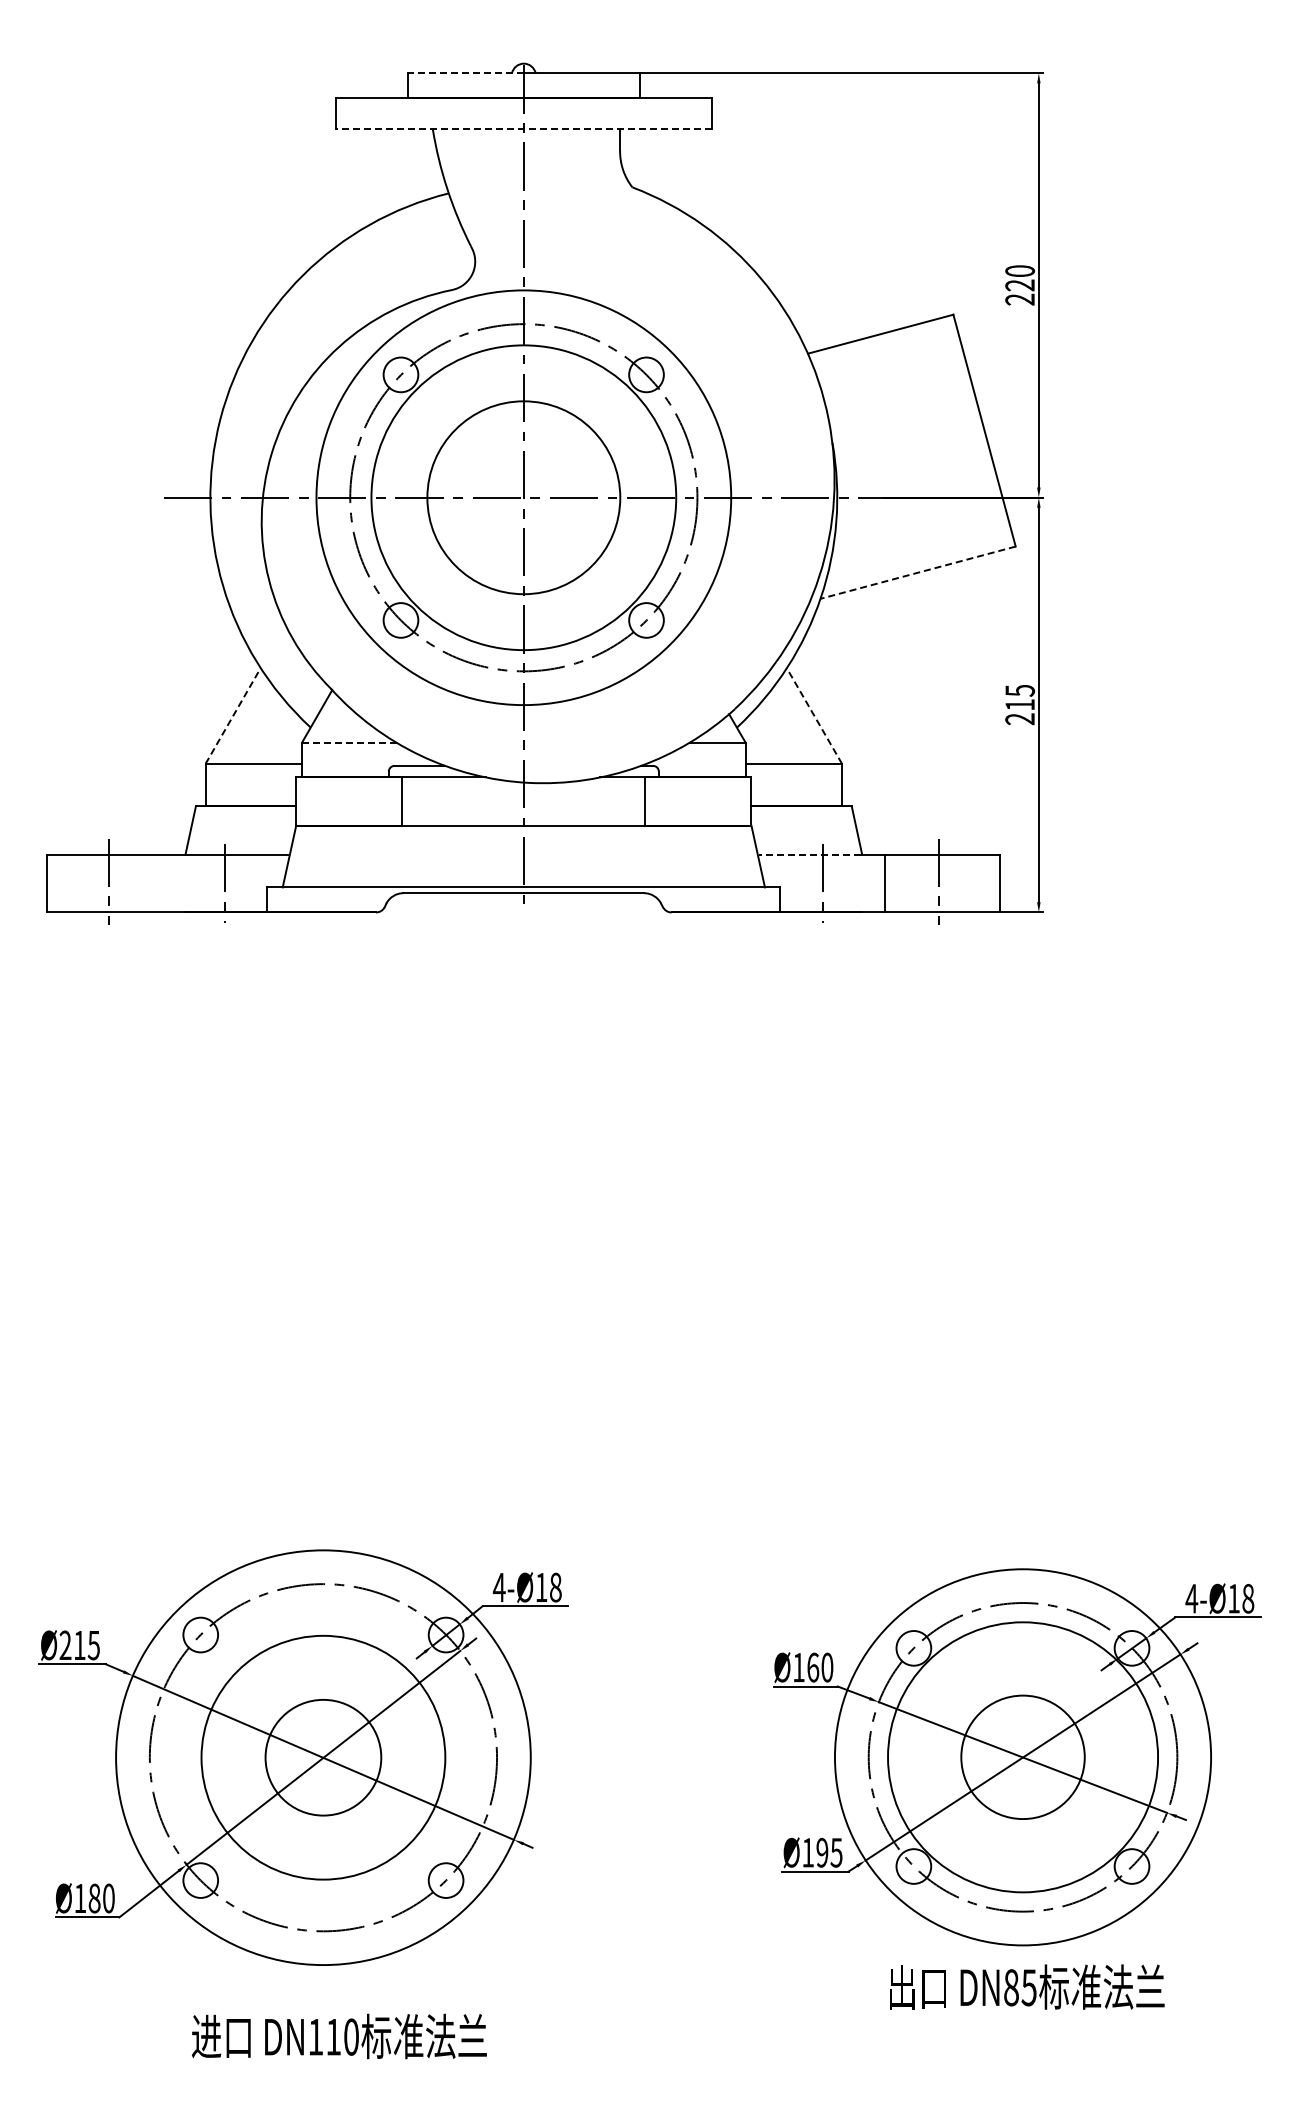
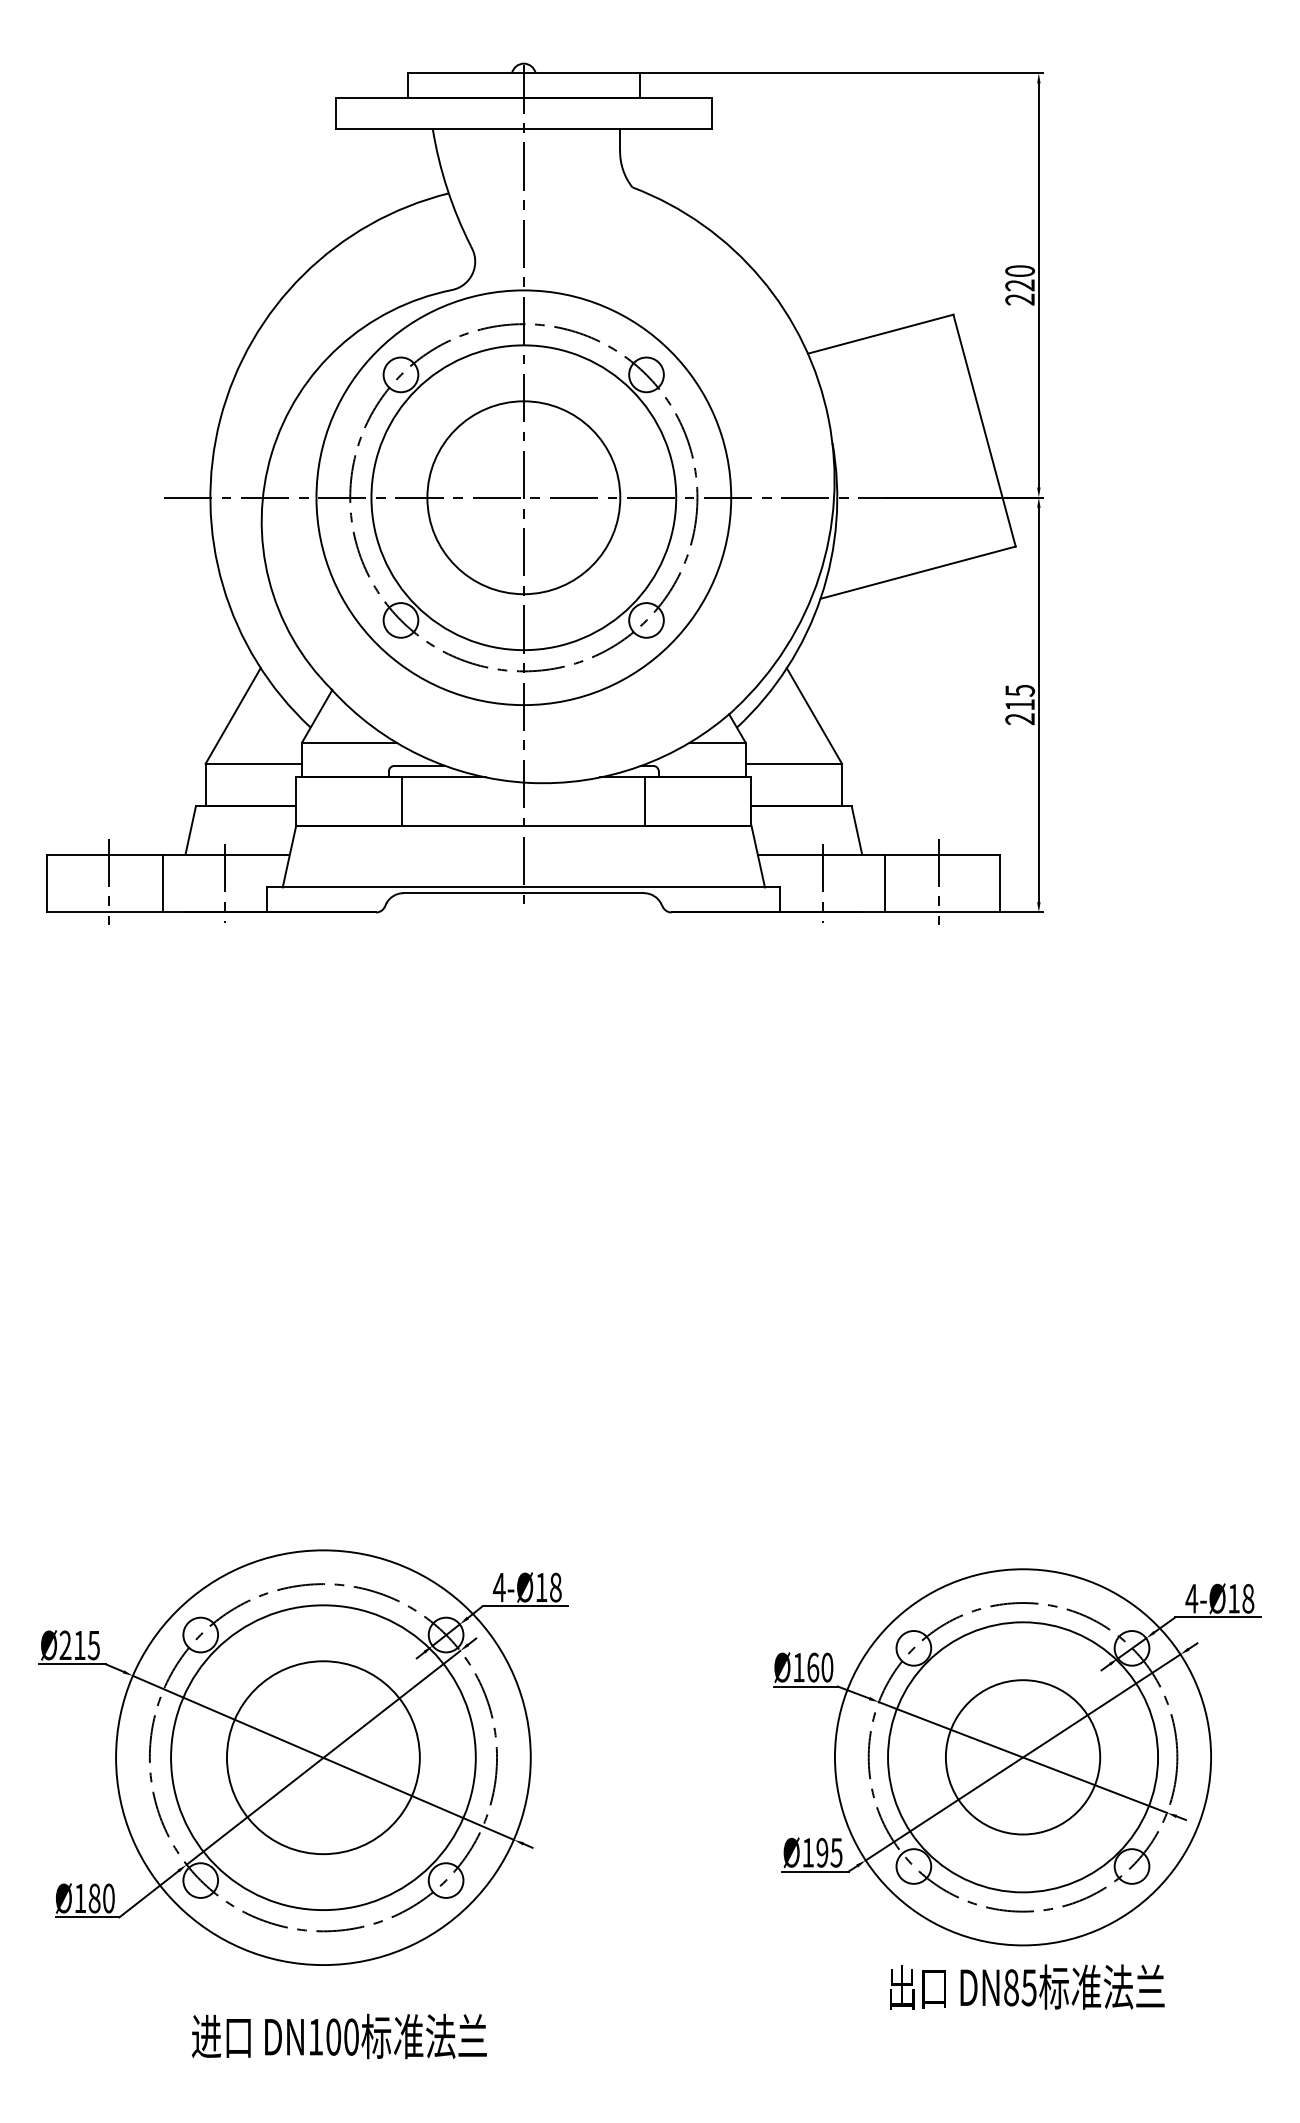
line: dashed -> solid (465, 73)
line: dashed -> solid (523, 129)
line: dashed -> solid (917, 572)
line: dashed -> solid (233, 715)
line: dashed -> solid (814, 715)
line: dashed -> solid (349, 742)
line: dashed -> solid (809, 854)
line: none -> present (163, 883)
circle diameter: 116 px -> 193 px (322, 1757)
circle diameter: 244 px -> 305 px (323, 1757)
circle diameter: 123 px -> 154 px (1022, 1757)
text: DN110 -> DN100 (333, 2036)
